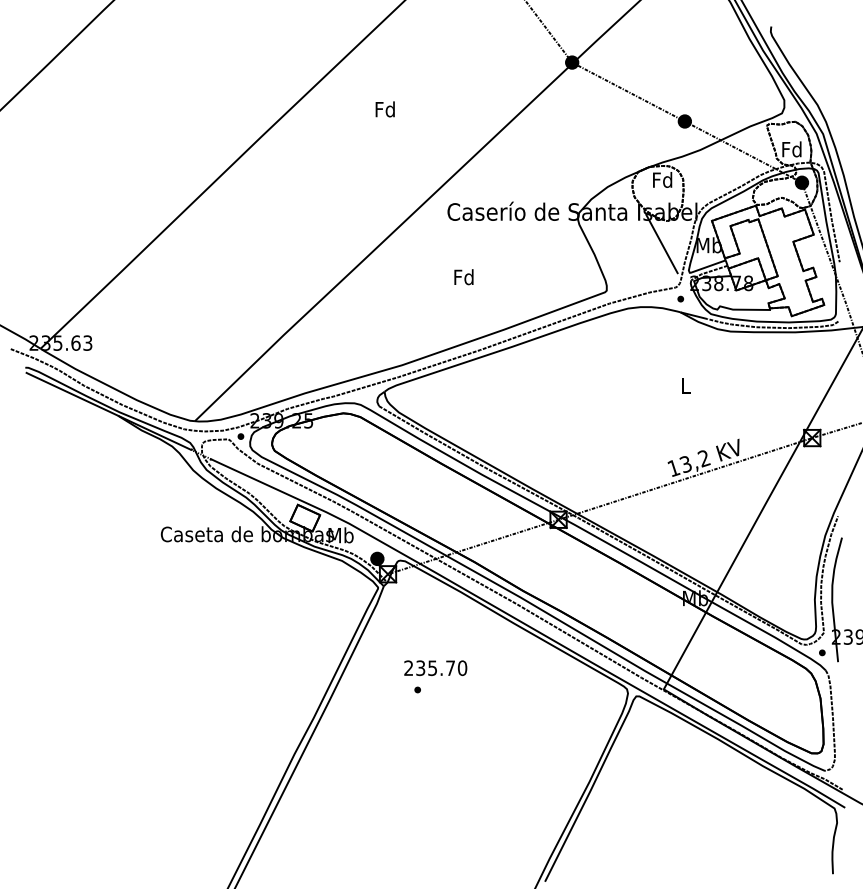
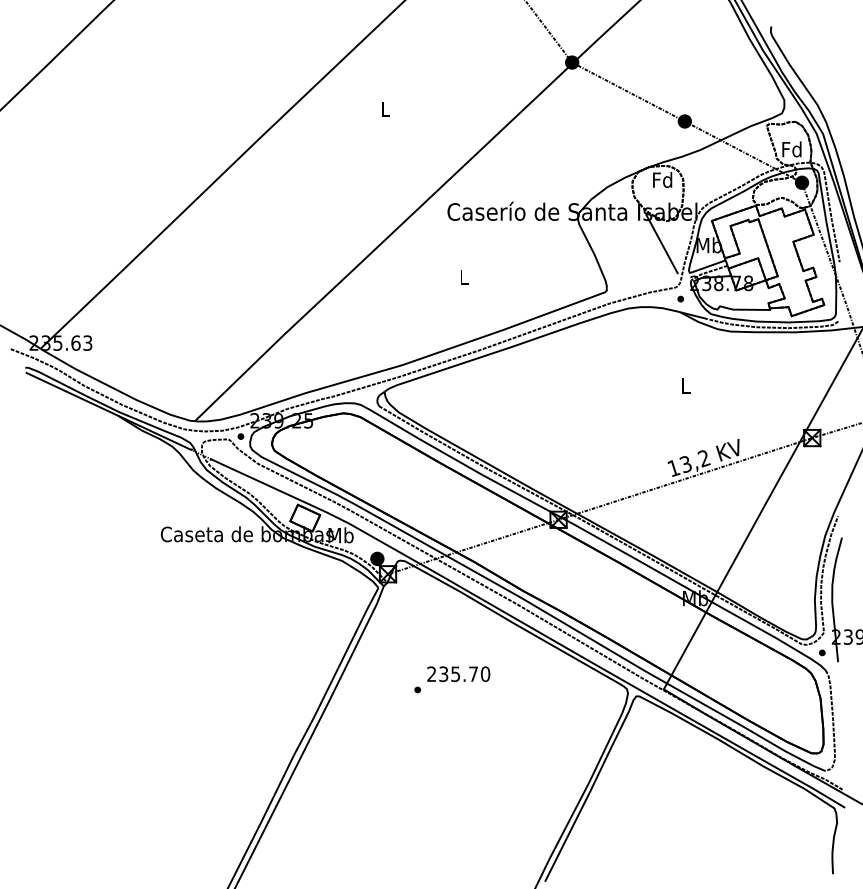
text: Fd -> L (384, 109)
text: Fd -> L (463, 277)
text position: (435, 668) -> (458, 674) (458, 674)
